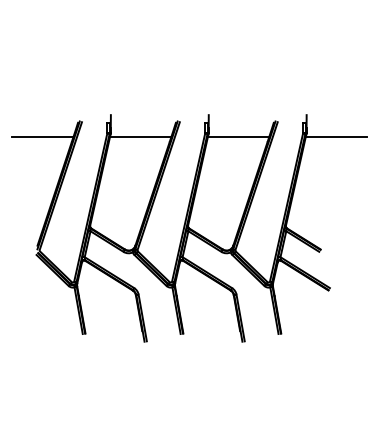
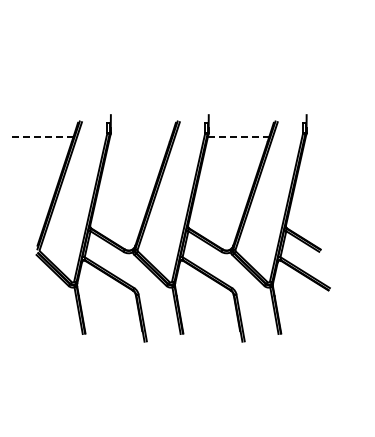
line: solid -> dashed (42, 137)
line: present -> none (140, 137)
line: solid -> dashed (238, 137)
line: present -> none (335, 137)
